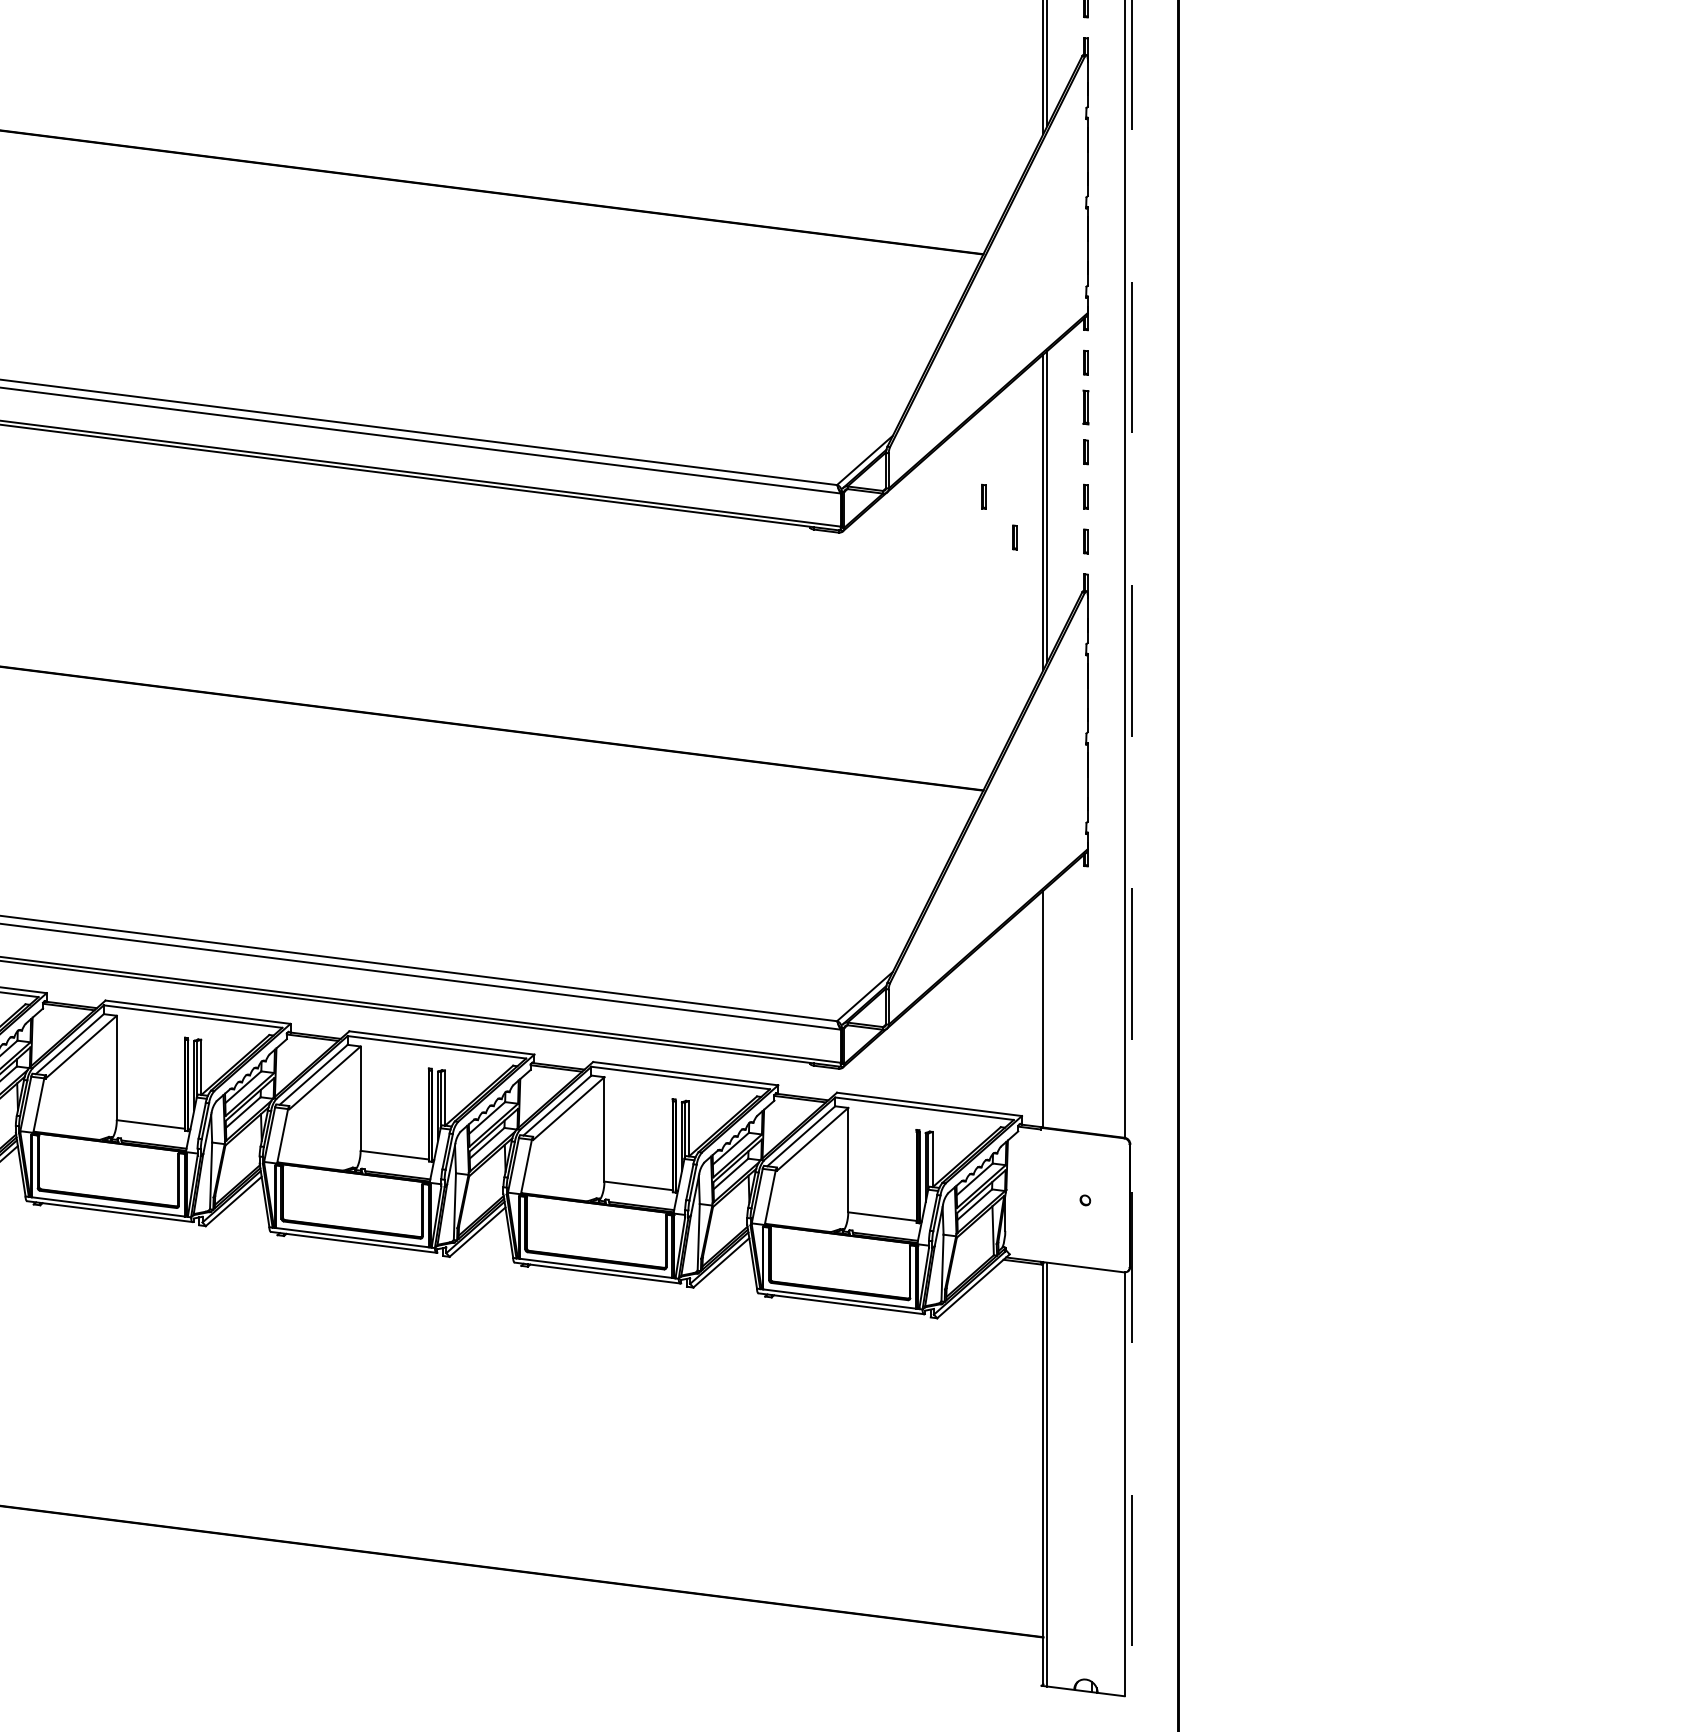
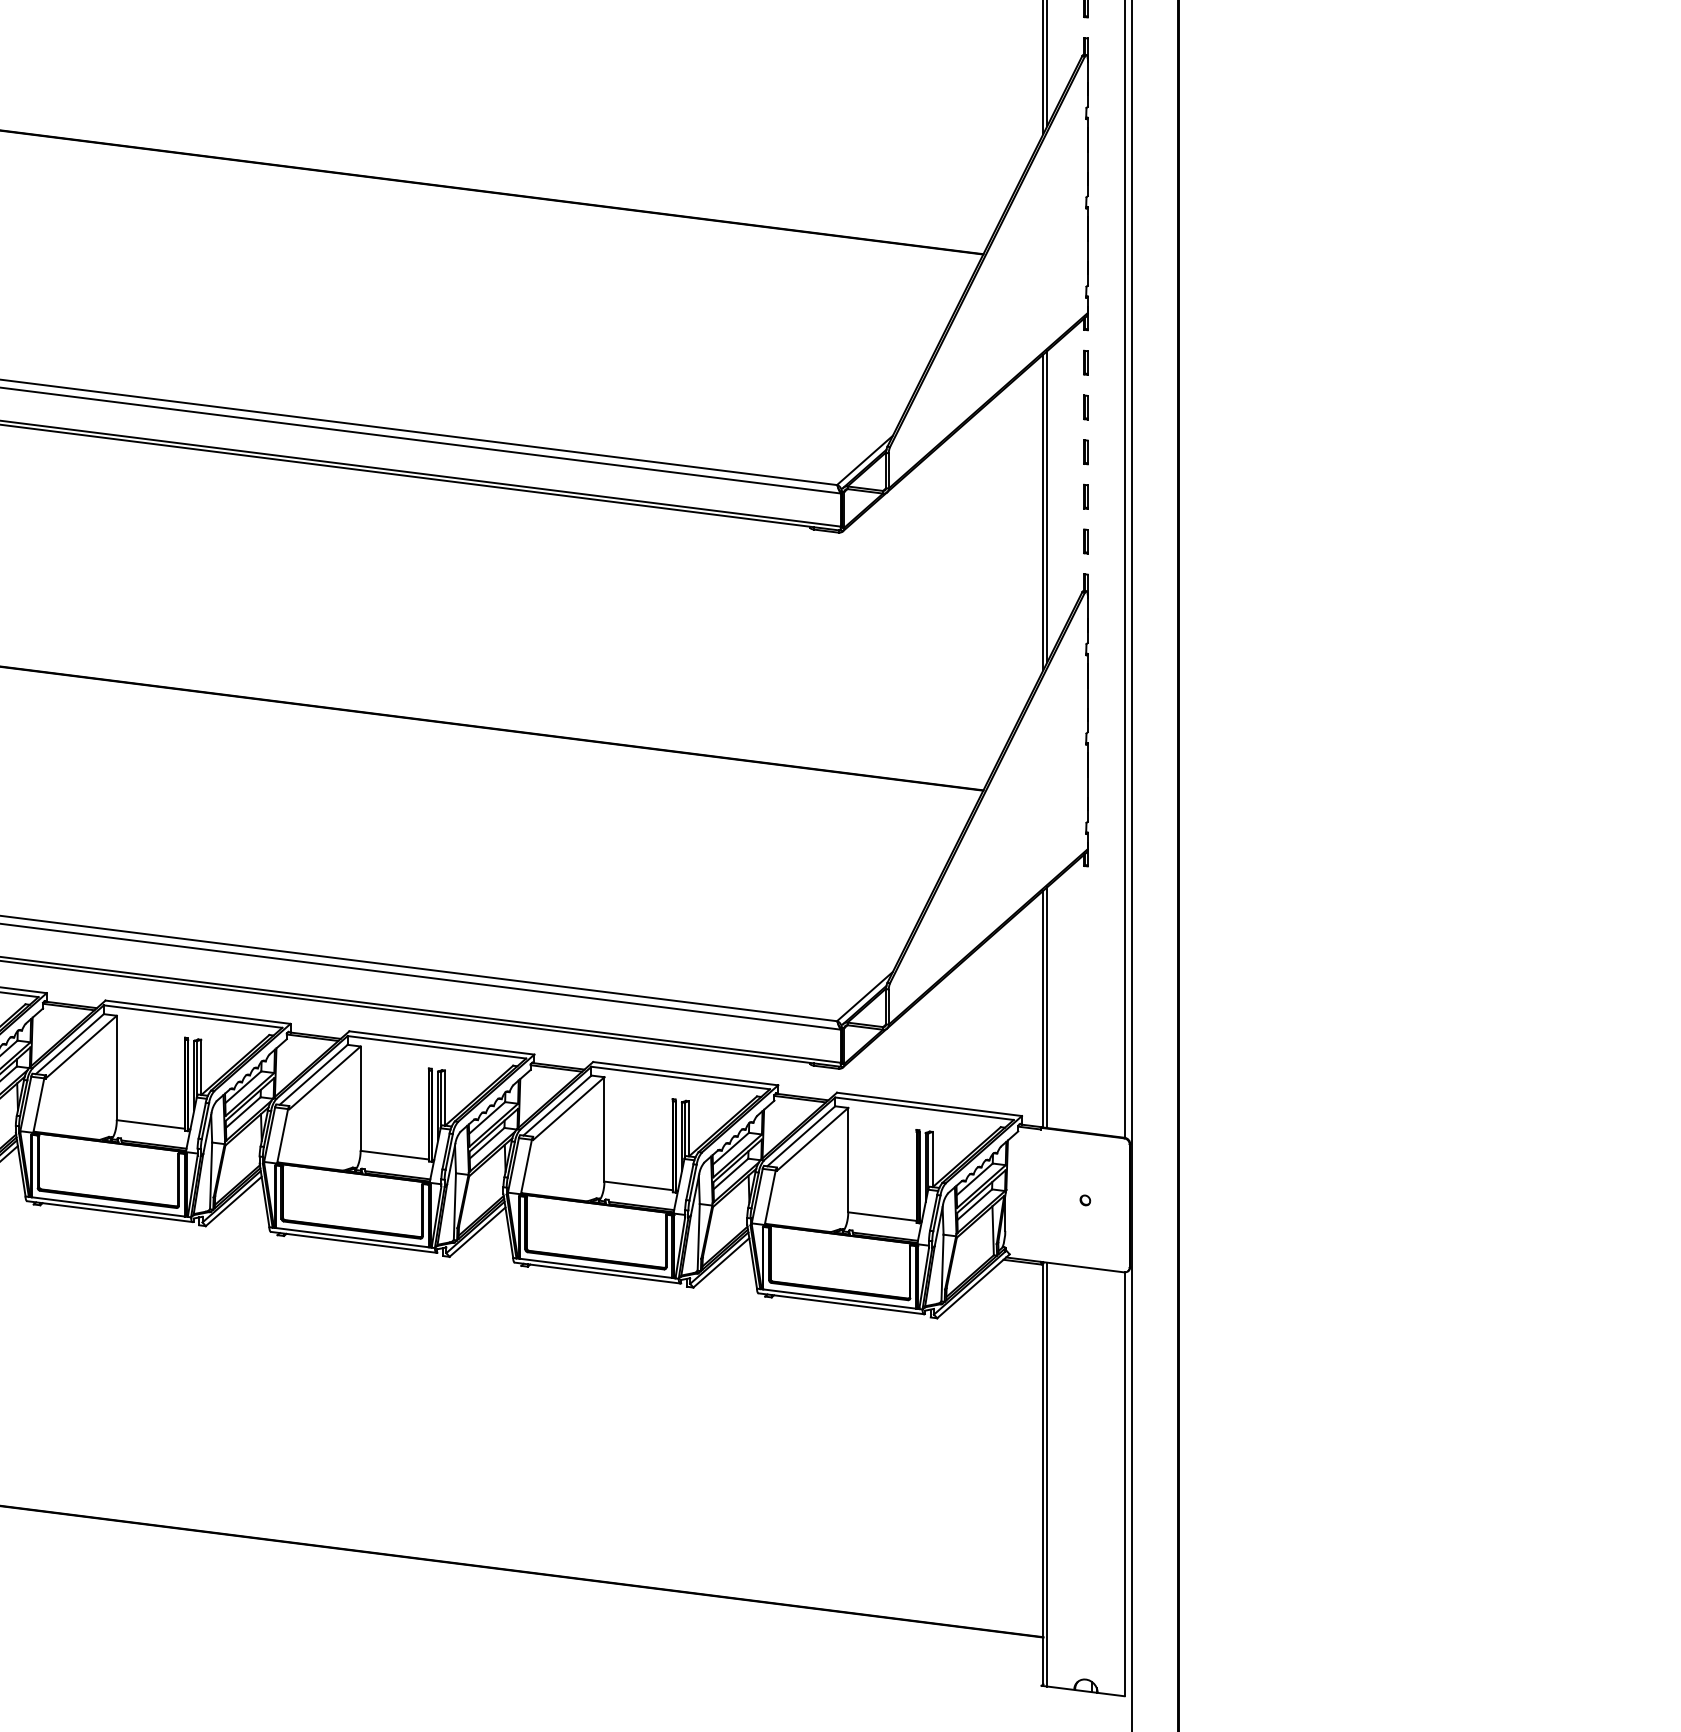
part size: 8x37 px -> 6x27 px (1085, 407)
part: present -> none (983, 496)
part: present -> none (1014, 537)
line: dashed -> solid (1132, 866)
line: none -> present (1047, 1007)
